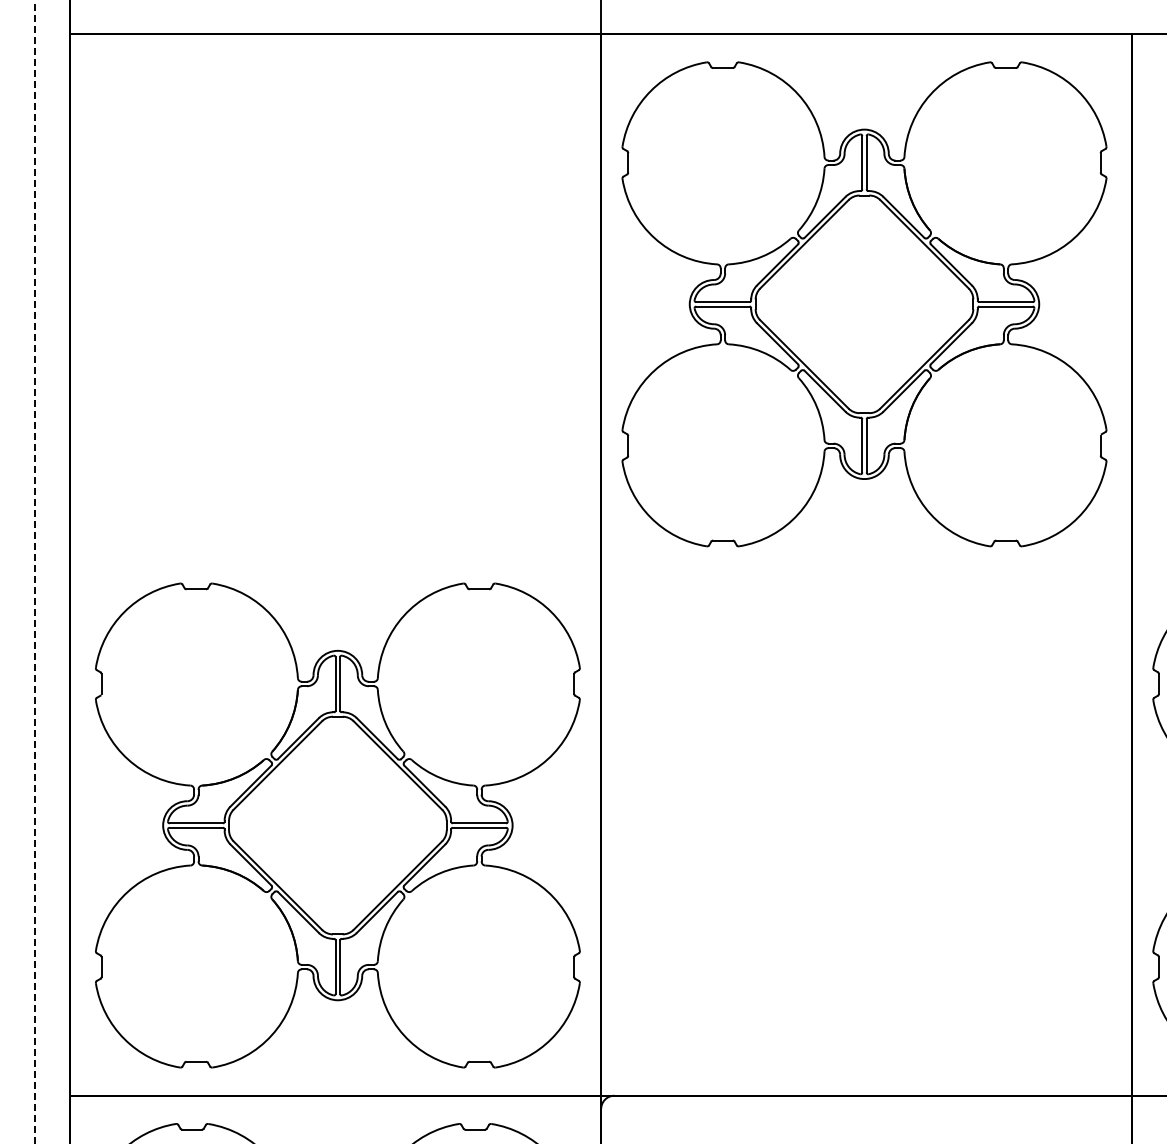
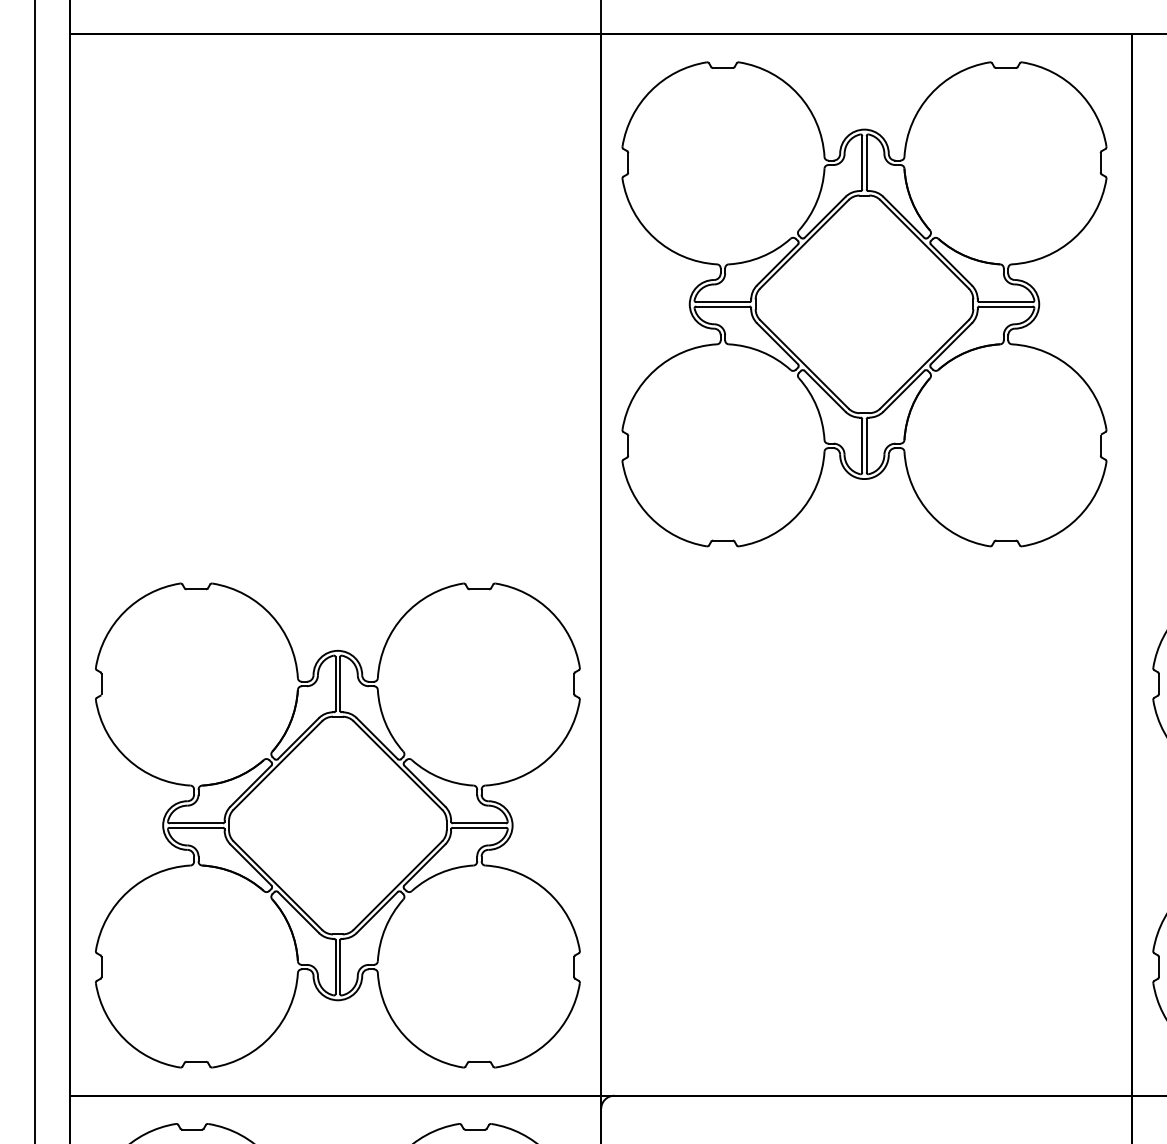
line: dashed -> solid (35, 571)
